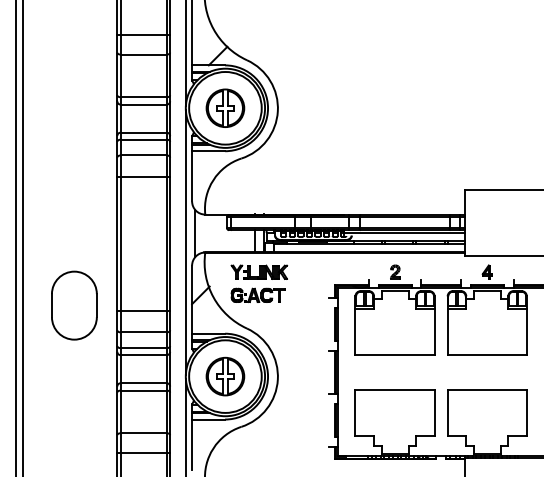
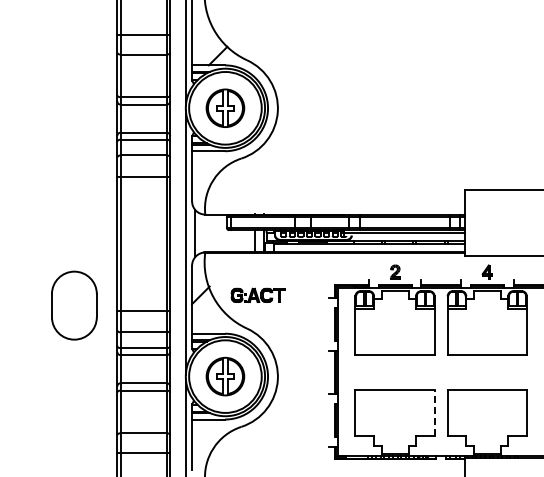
line: present -> none (16, 237)
line: present -> none (22, 237)
part: present -> none (259, 271)
line: solid -> dashed (434, 412)
